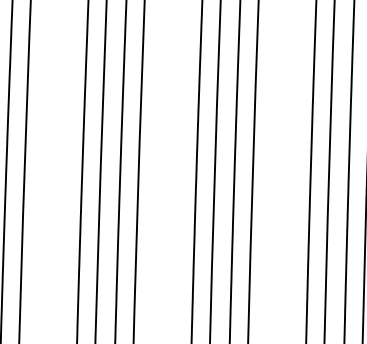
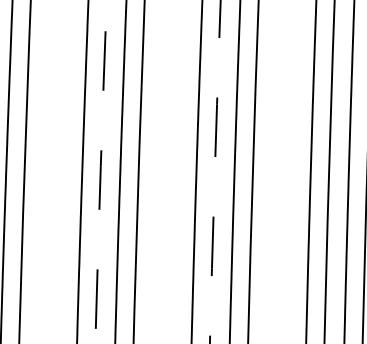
arc: solid -> dashed (100, 171)
arc: solid -> dashed (214, 171)
